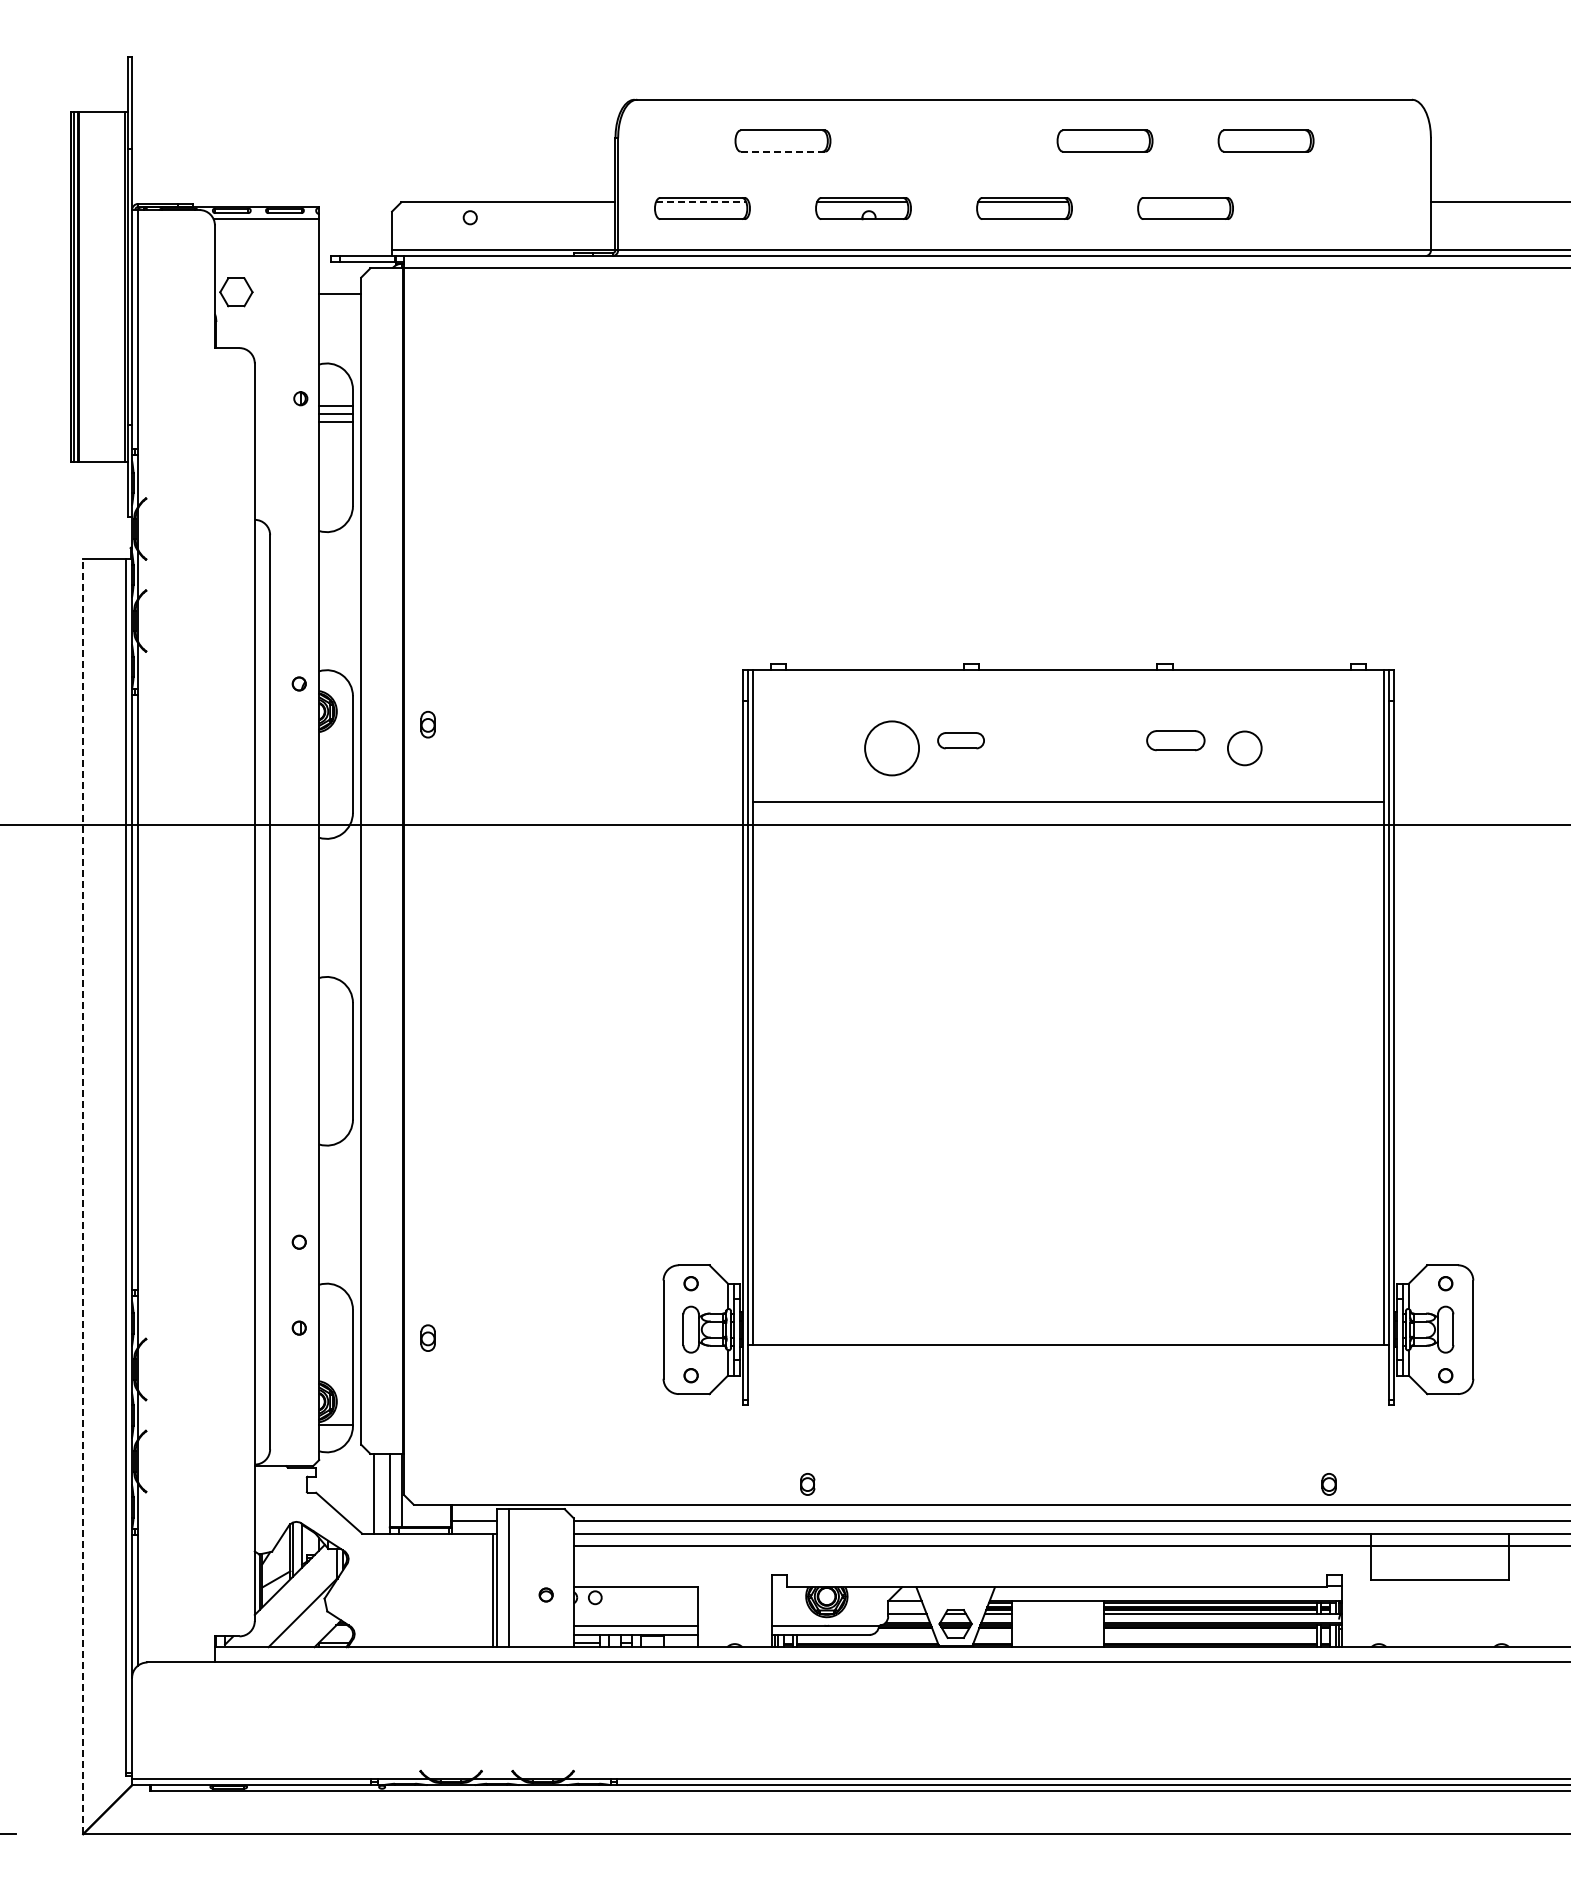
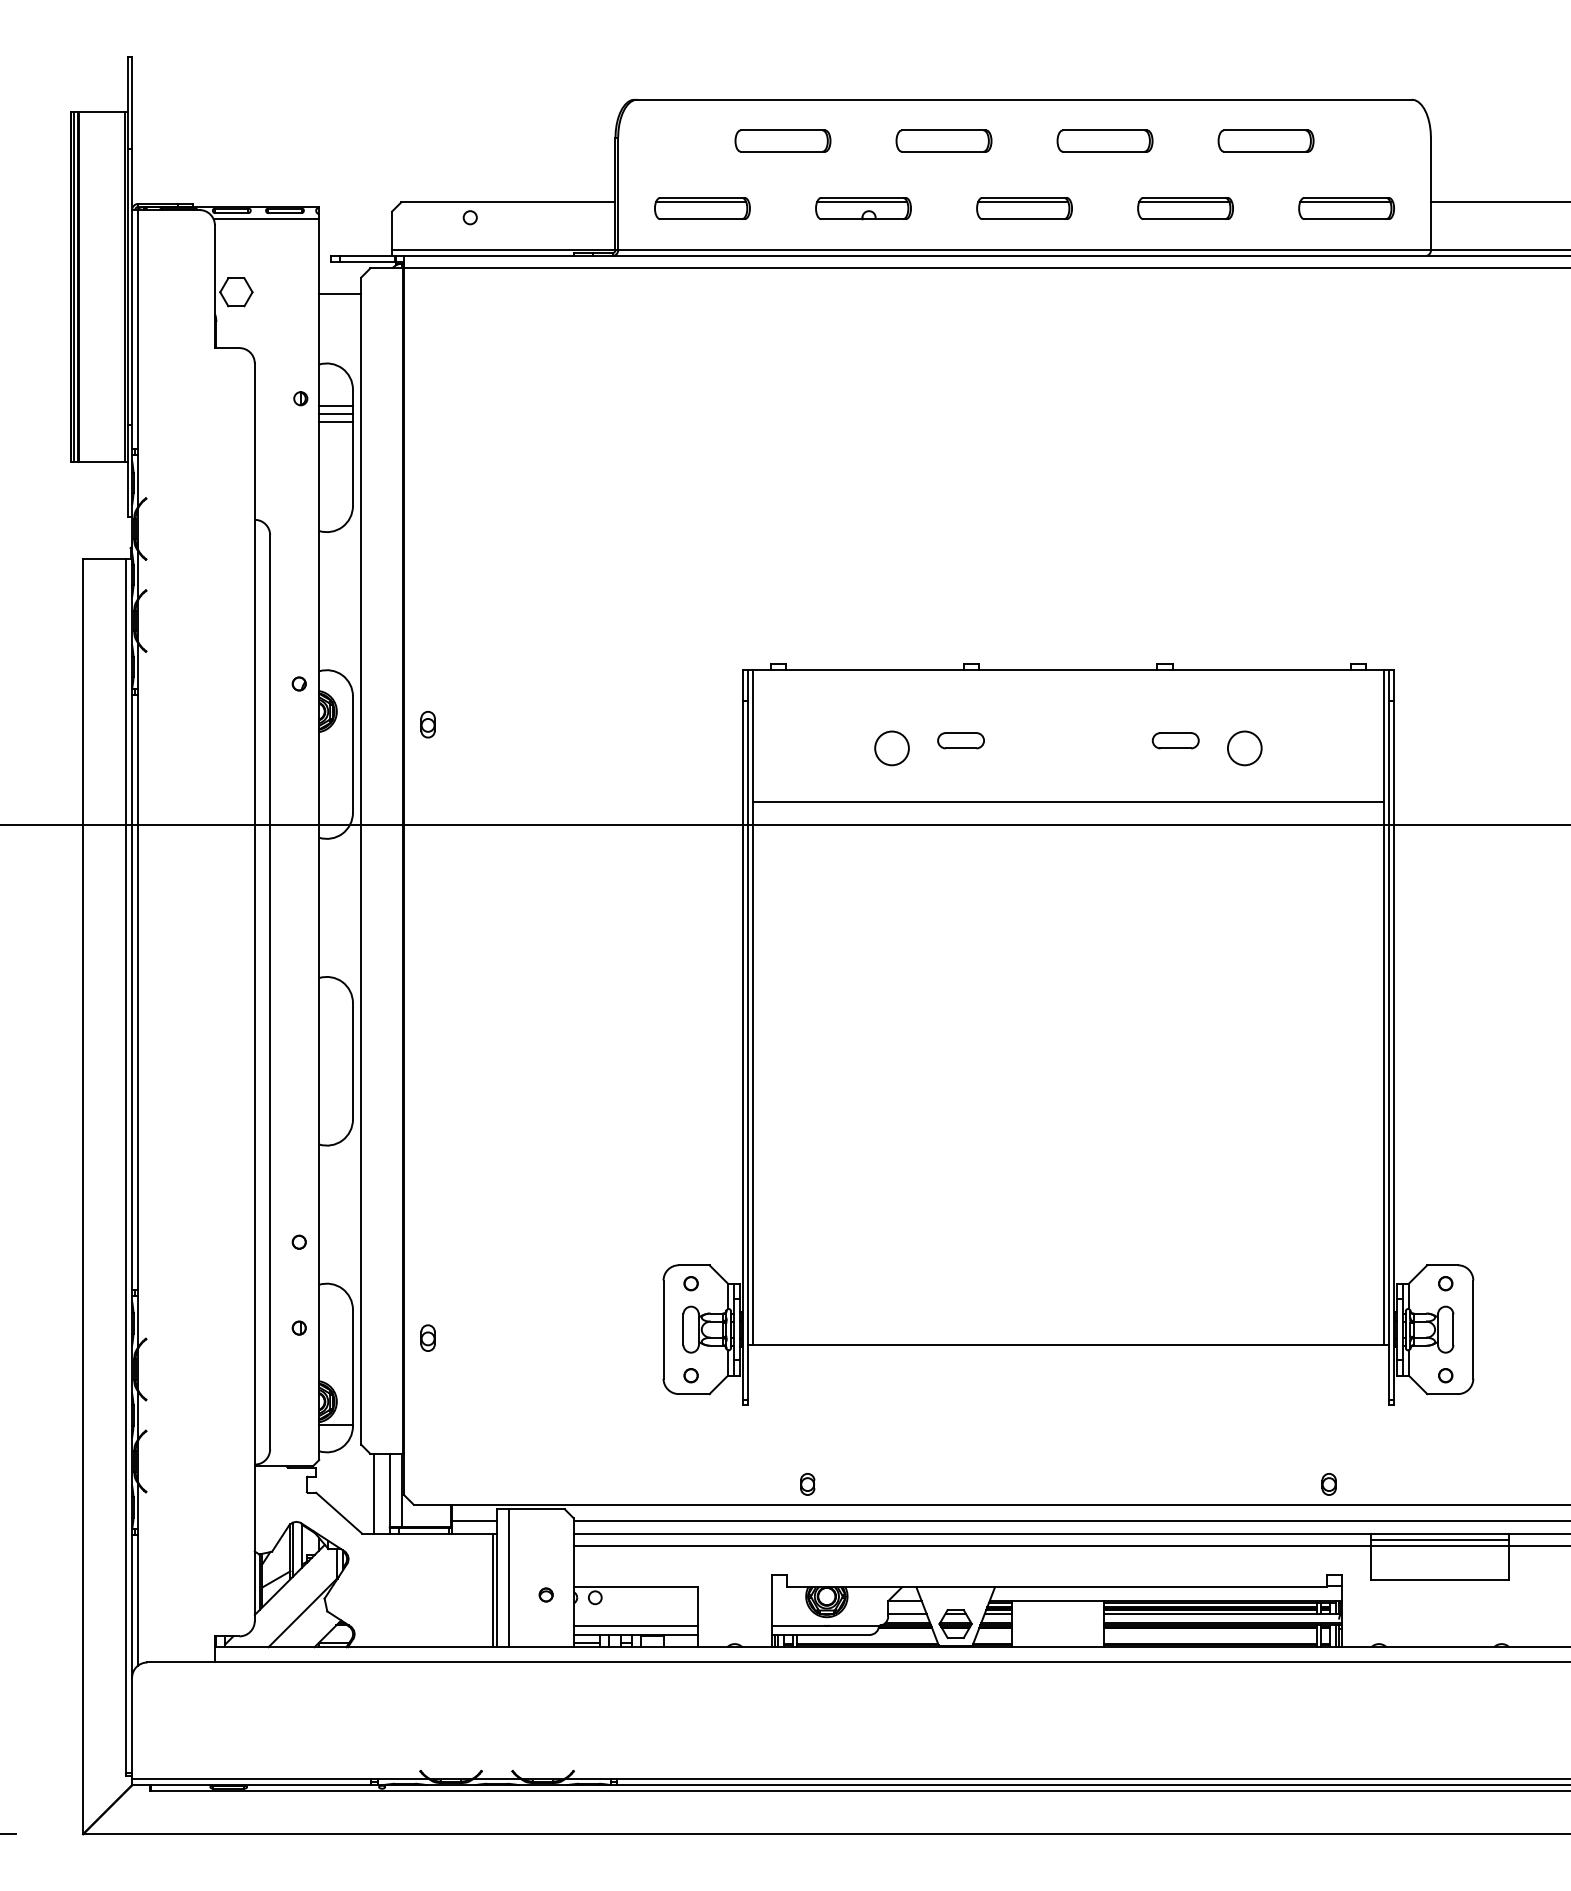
part: none -> present (943, 140)
line: dashed -> solid (783, 151)
line: dashed -> solid (701, 202)
line: none -> present (1184, 202)
part: none -> present (1346, 208)
part size: 60x22 px -> 49x18 px (1175, 740)
circle diameter: 54 px -> 34 px (891, 748)
line: dashed -> solid (83, 1196)
line: none -> present (1440, 1539)
